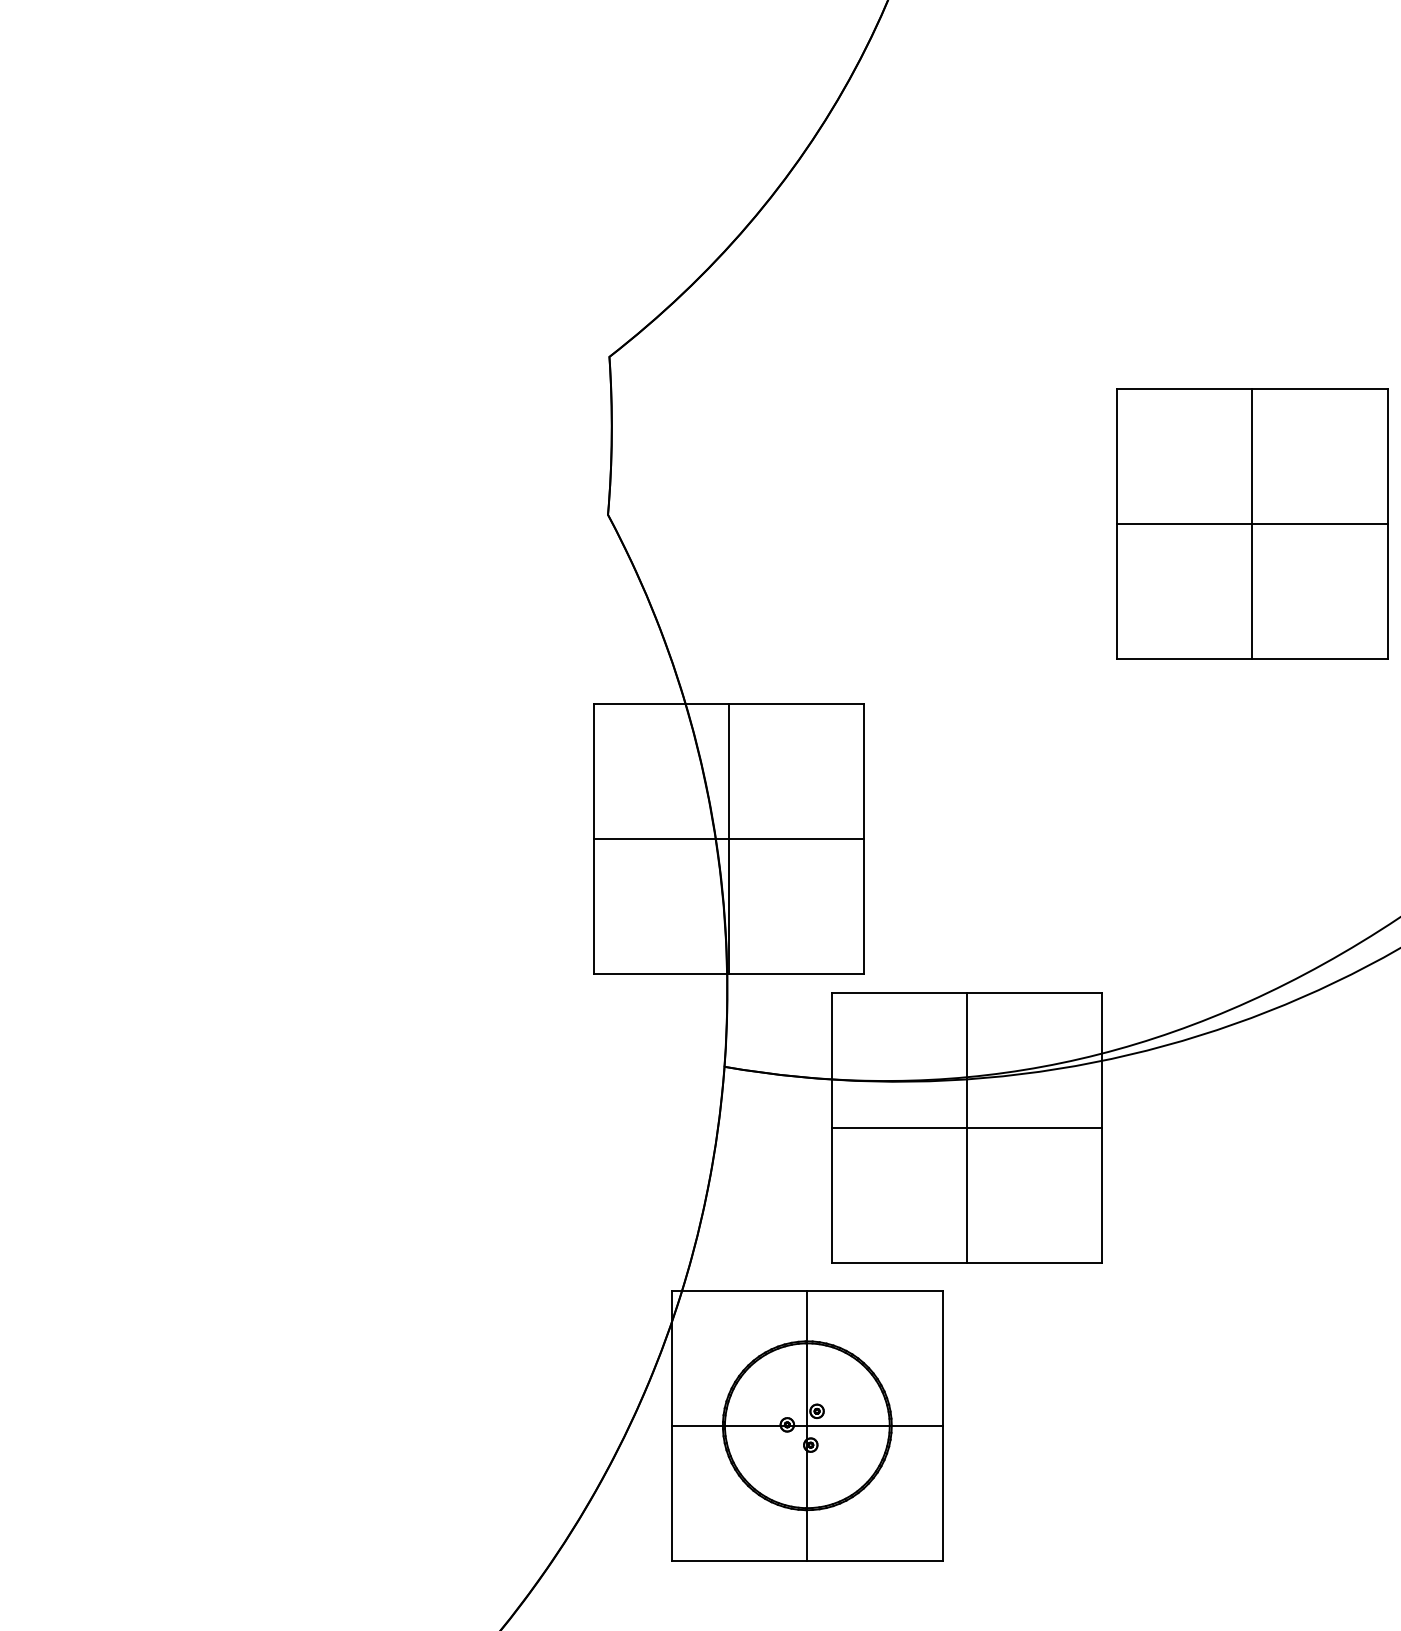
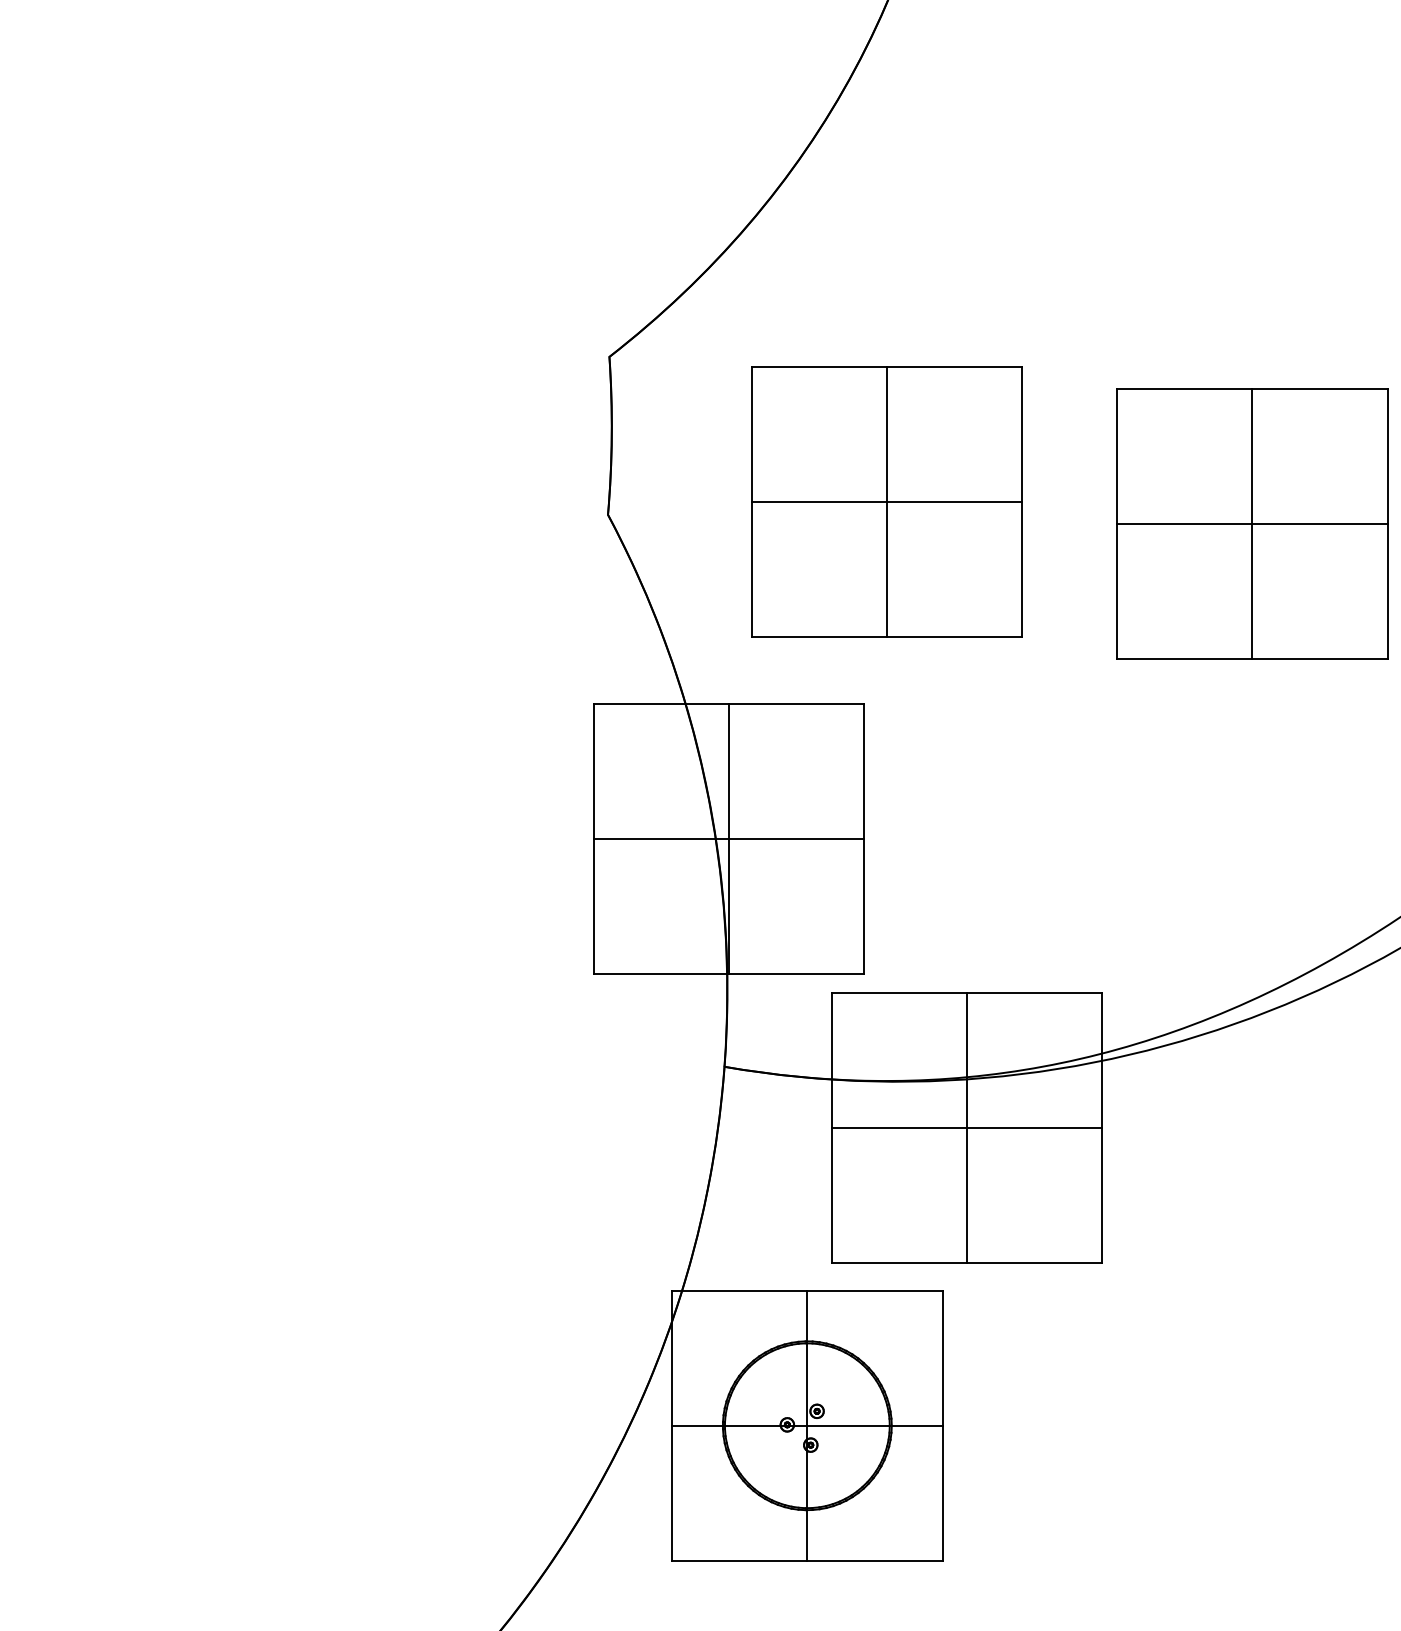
part: none -> present (886, 501)
